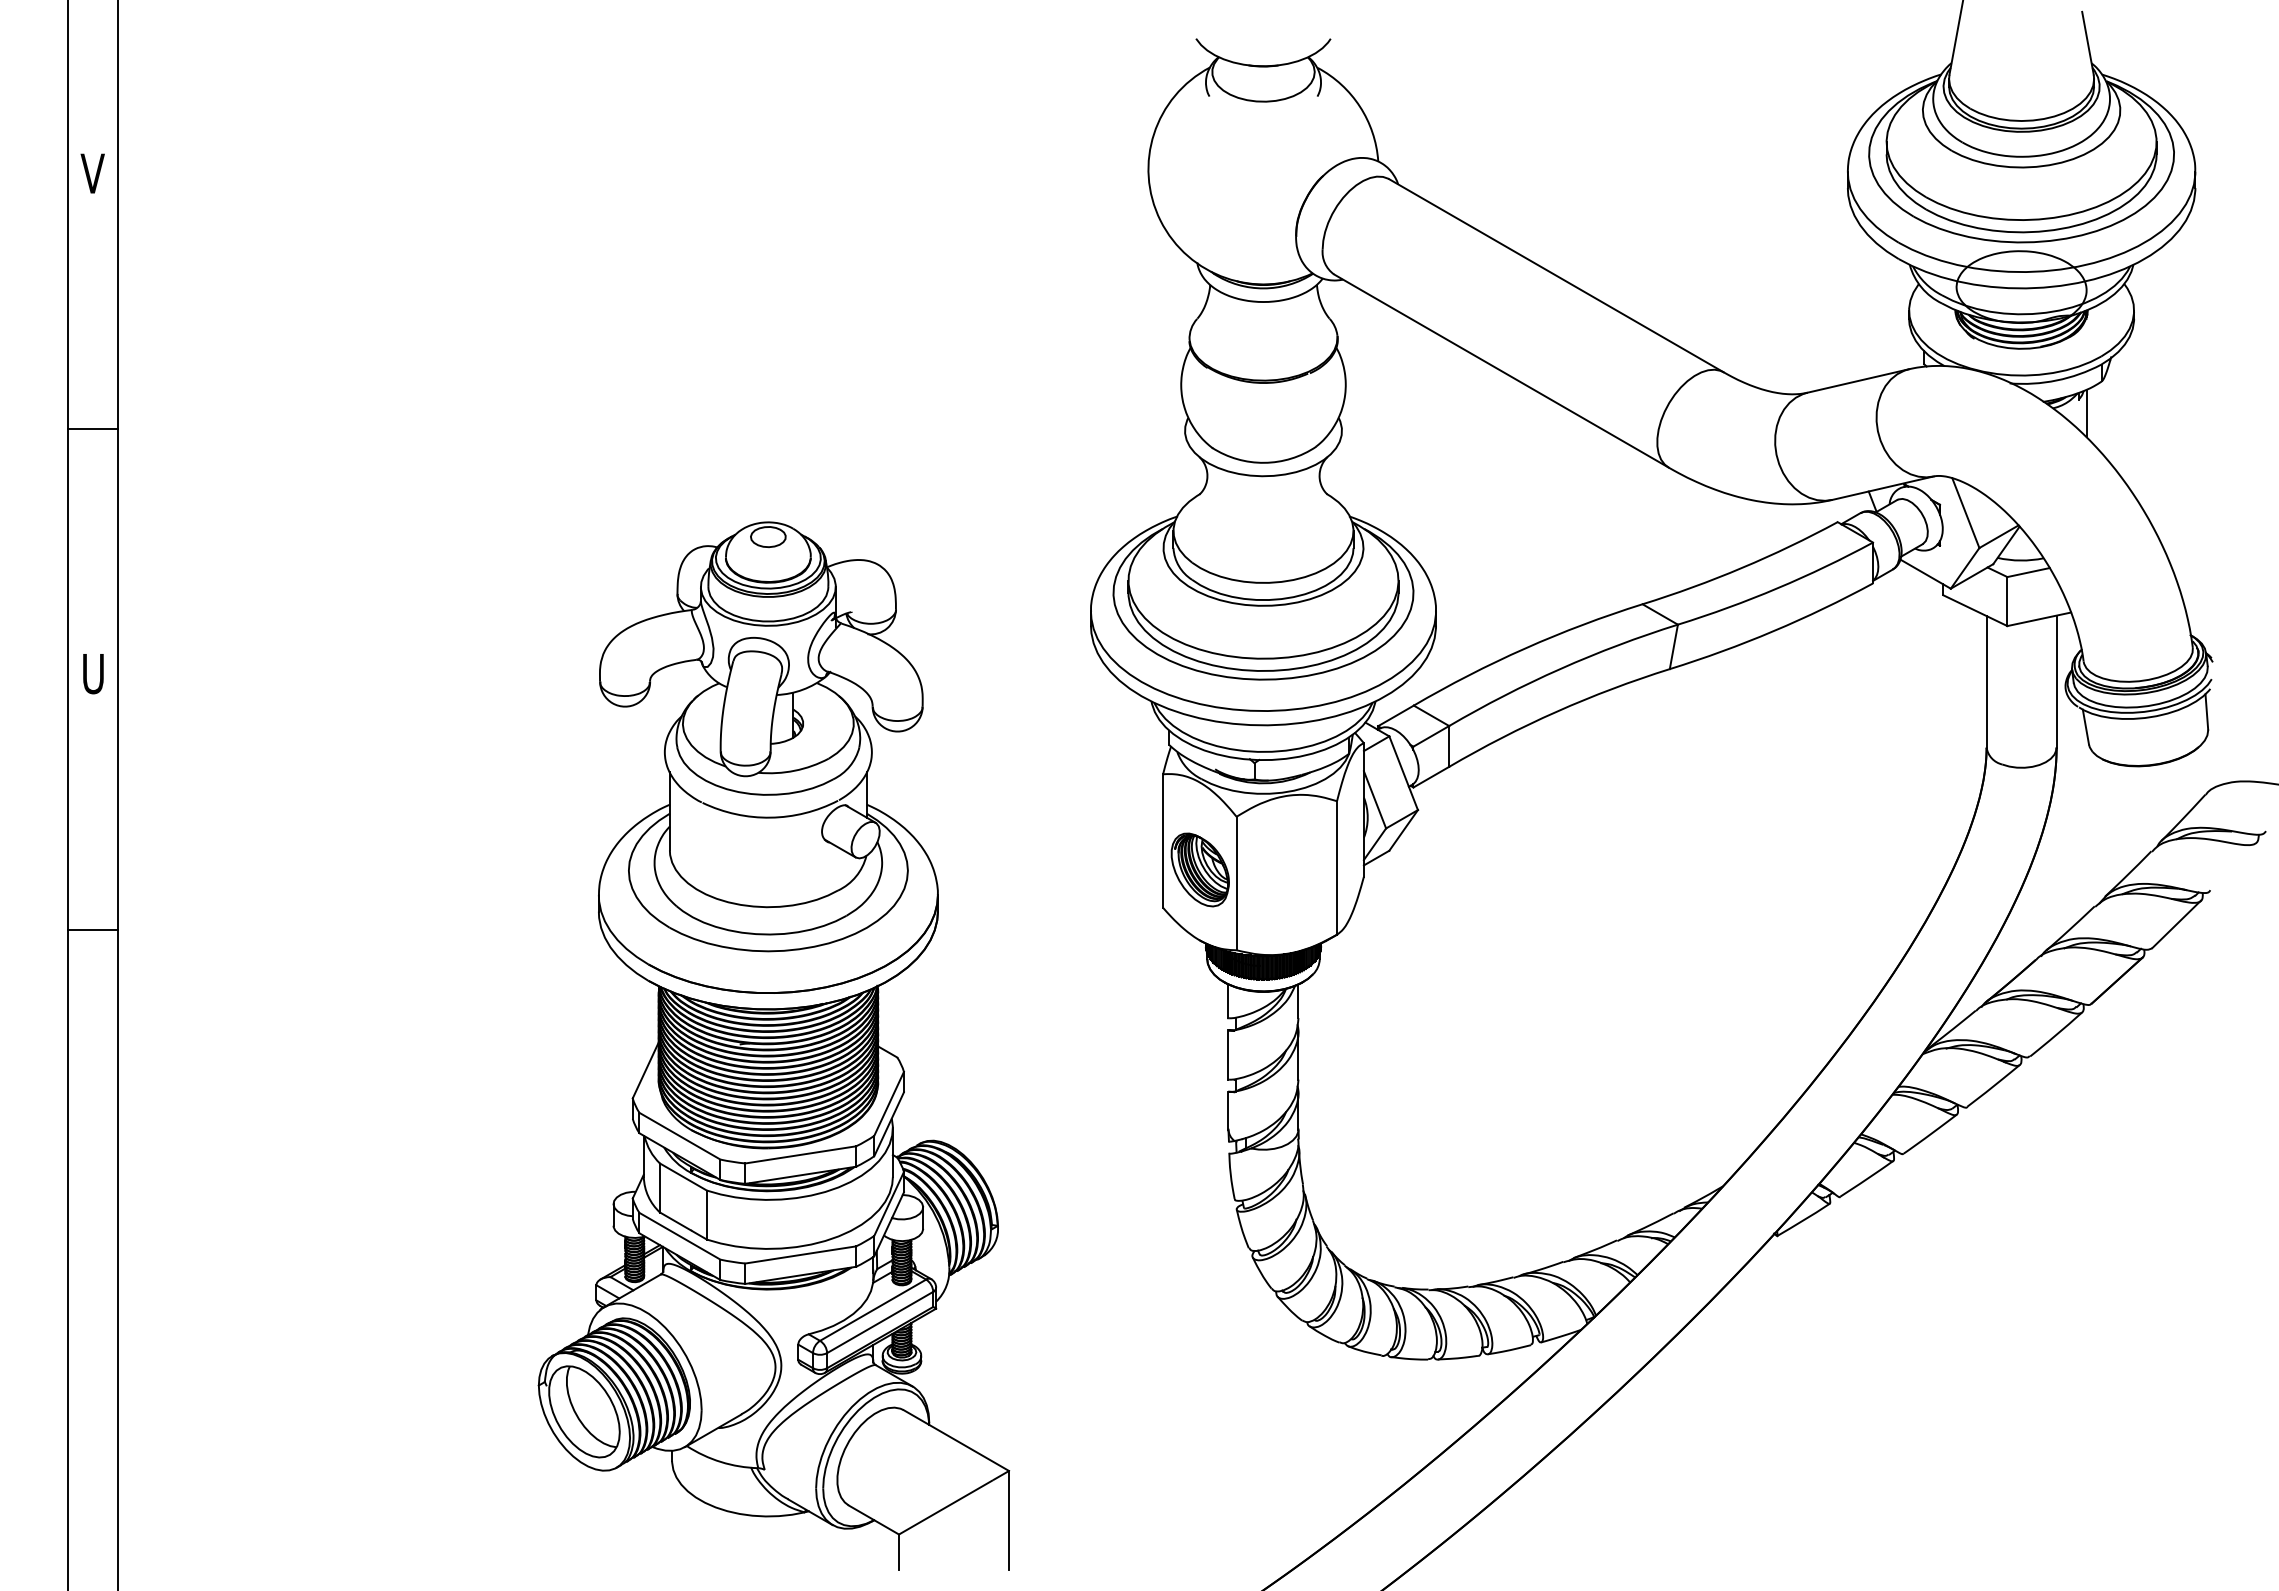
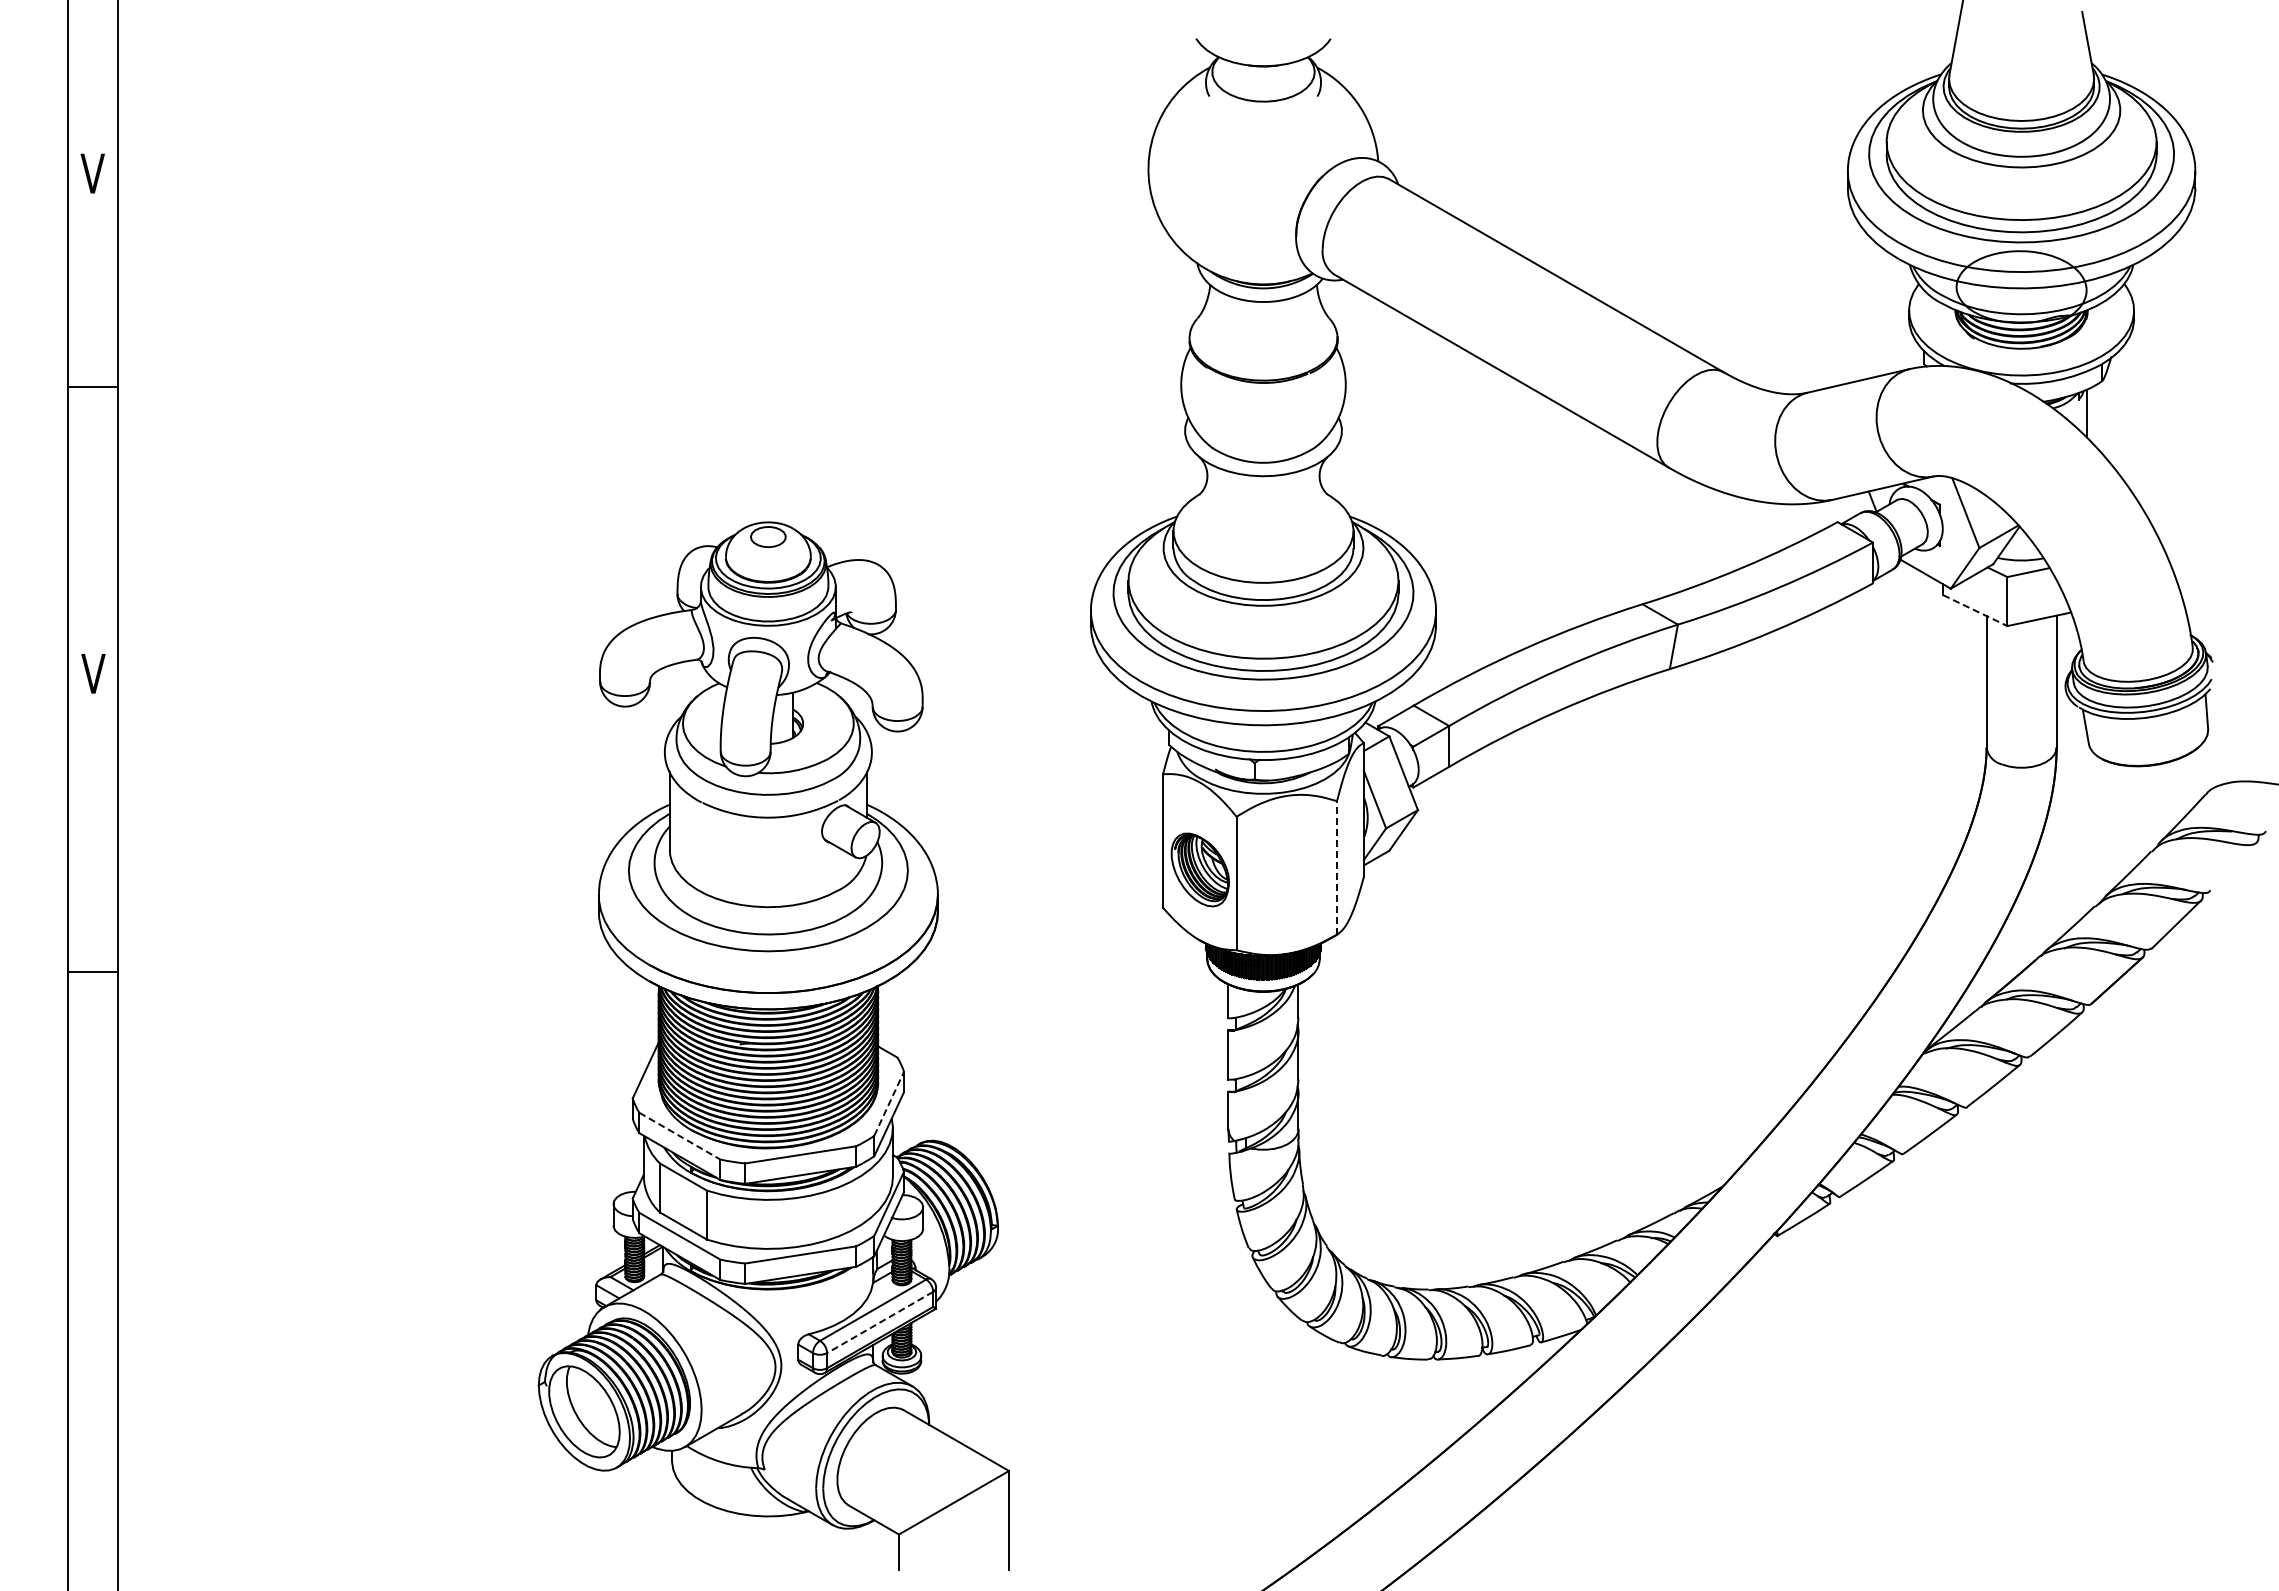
line position: (93, 429) -> (93, 387) (93, 387)
line: solid -> dashed (1975, 610)
text: U -> V (93, 674)
line: solid -> dashed (1337, 867)
line position: (93, 929) -> (93, 971) (93, 971)
line: solid -> dashed (889, 1103)
line: solid -> dashed (679, 1136)
line: solid -> dashed (879, 1322)
